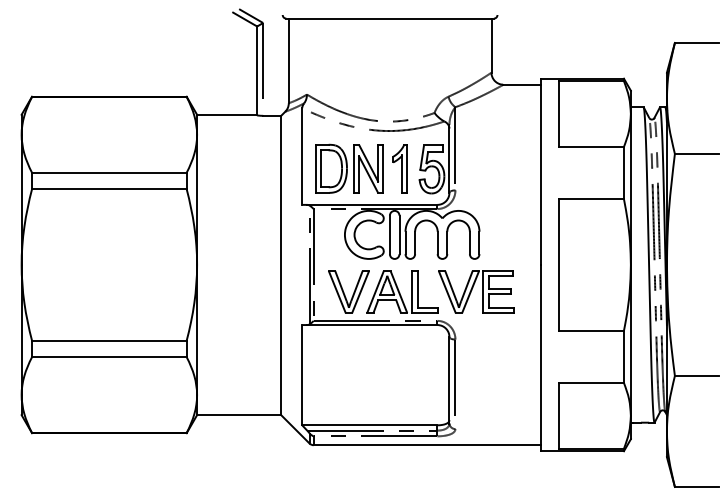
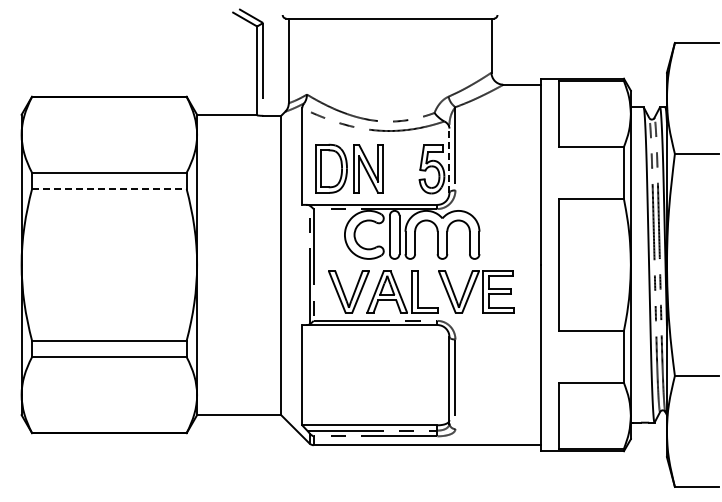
line: solid -> dashed (449, 158)
part: present -> none (399, 168)
line: solid -> dashed (109, 189)
